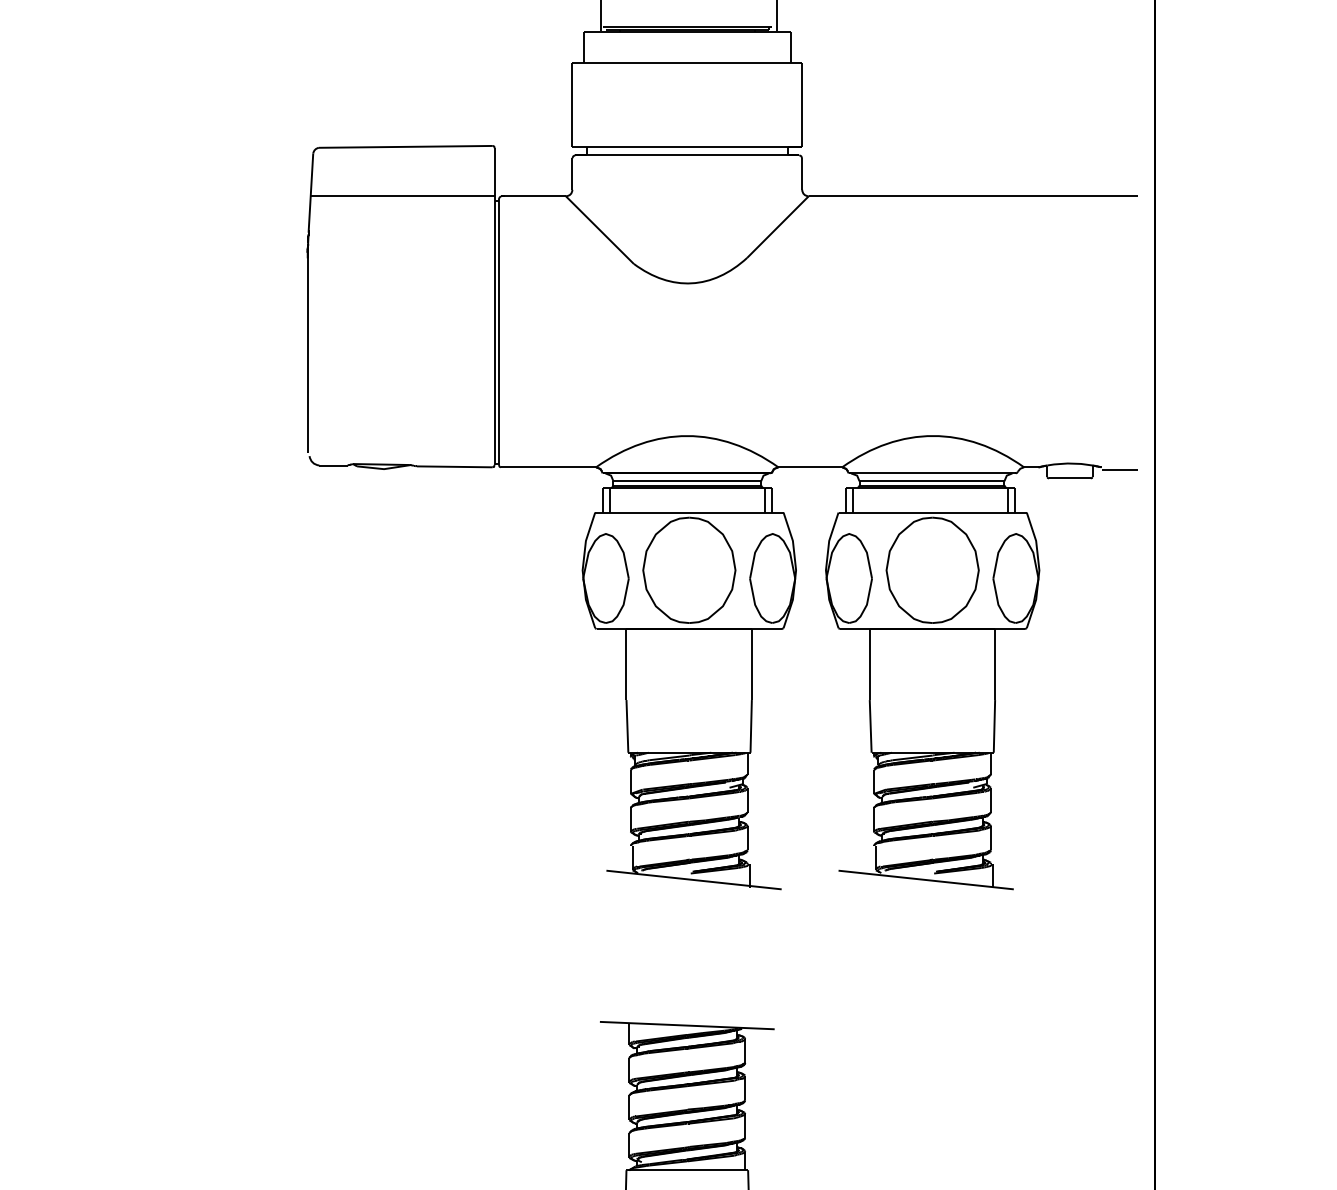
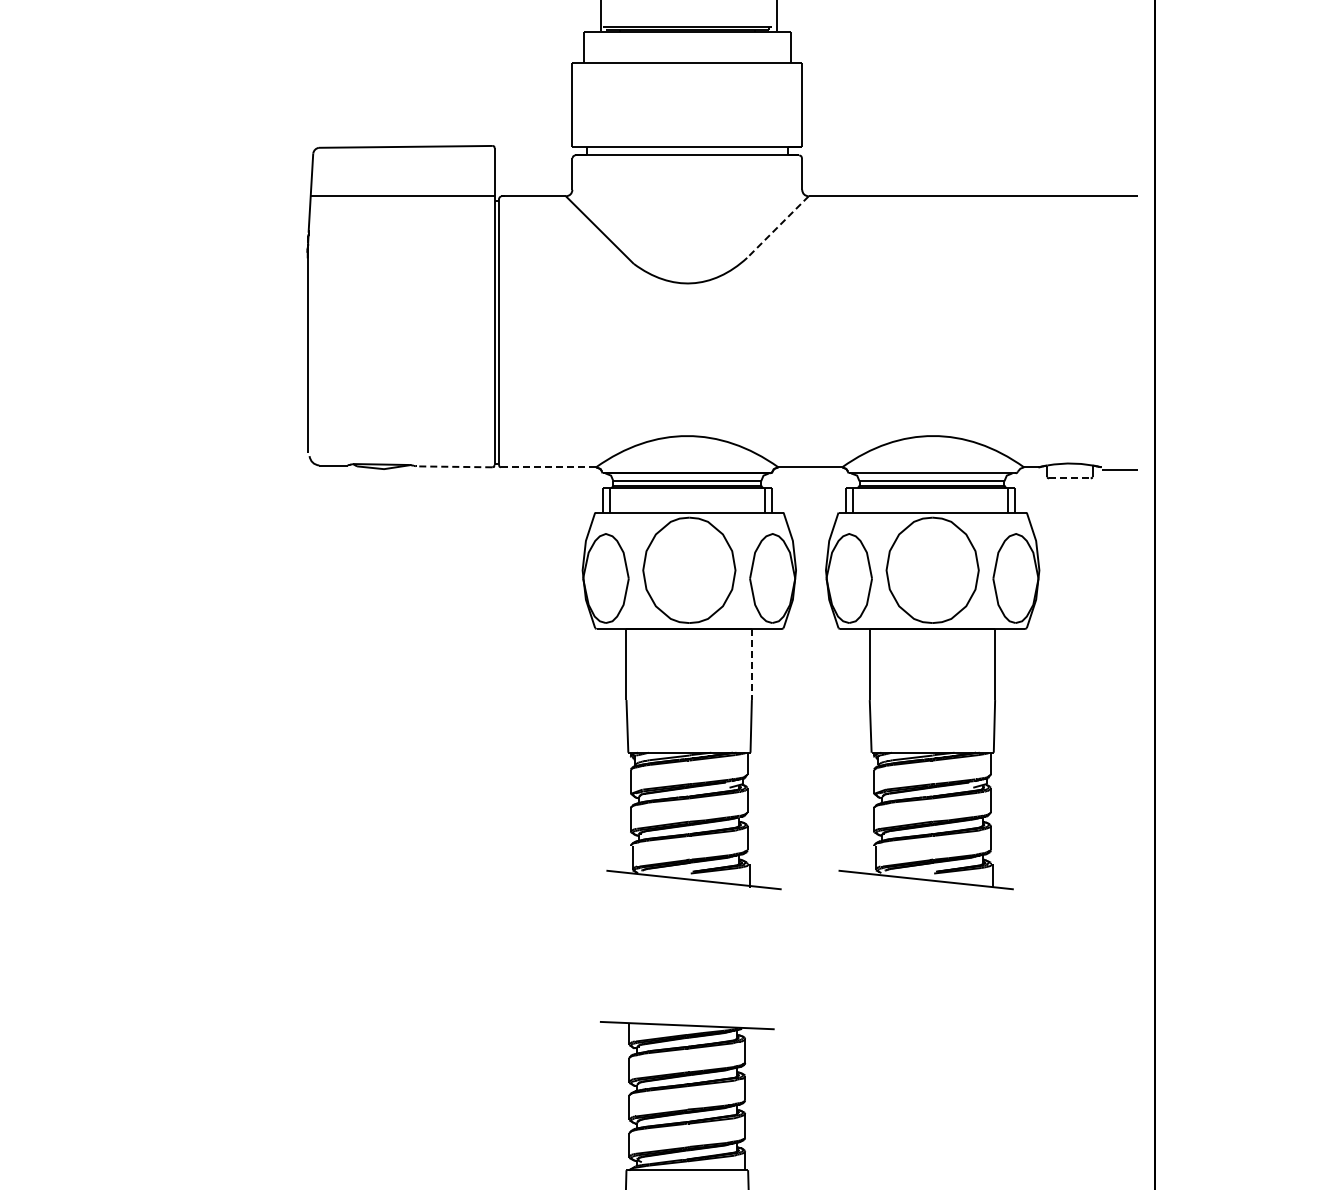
line: solid -> dashed (777, 227)
line: solid -> dashed (454, 466)
line: solid -> dashed (548, 467)
line: solid -> dashed (1069, 478)
line: solid -> dashed (751, 665)
